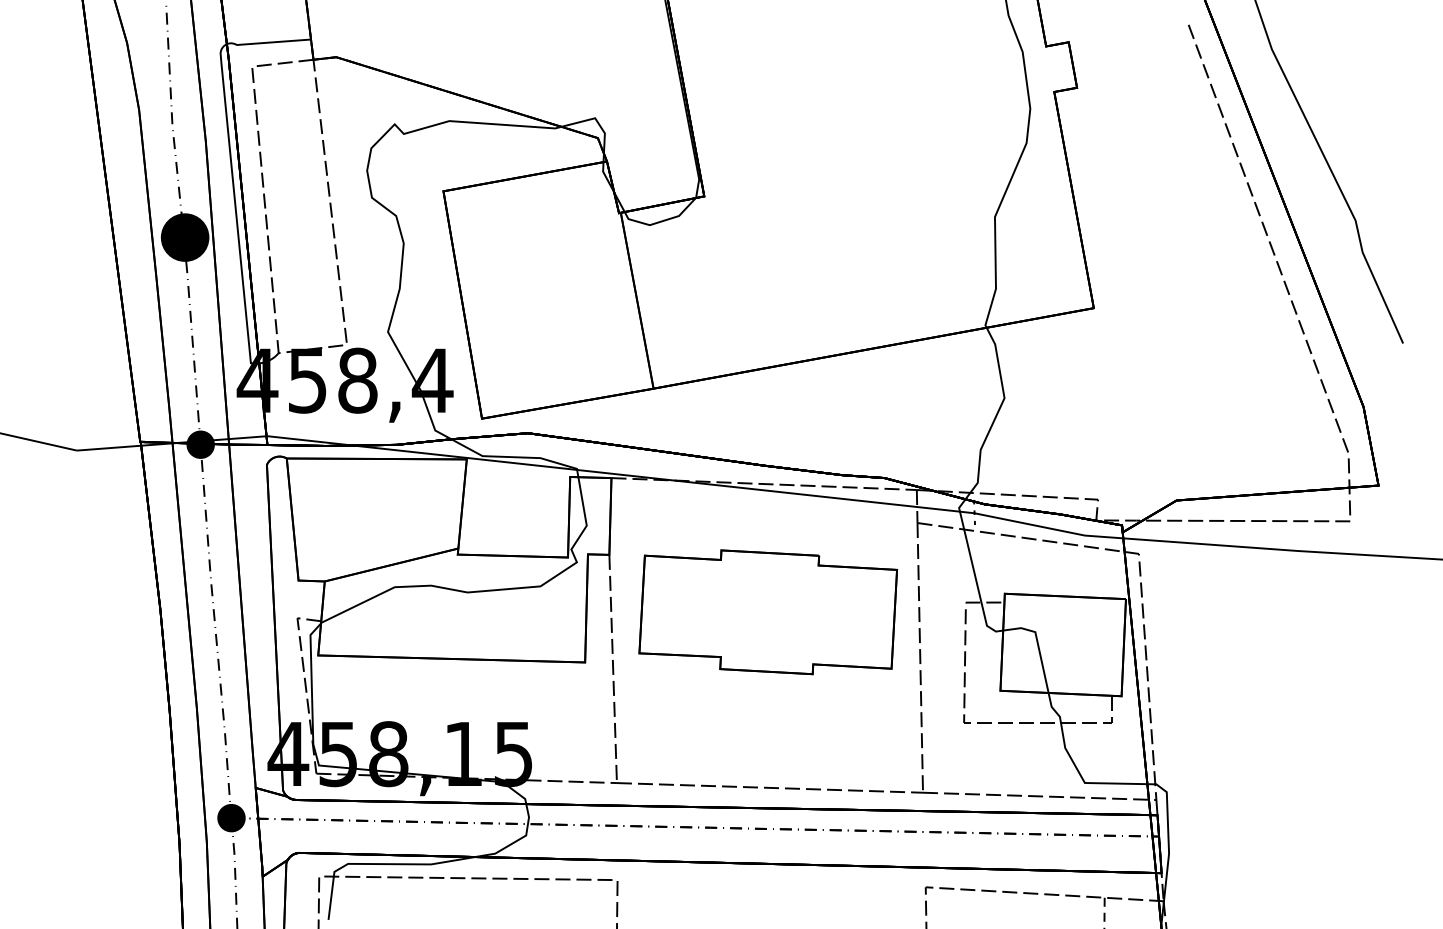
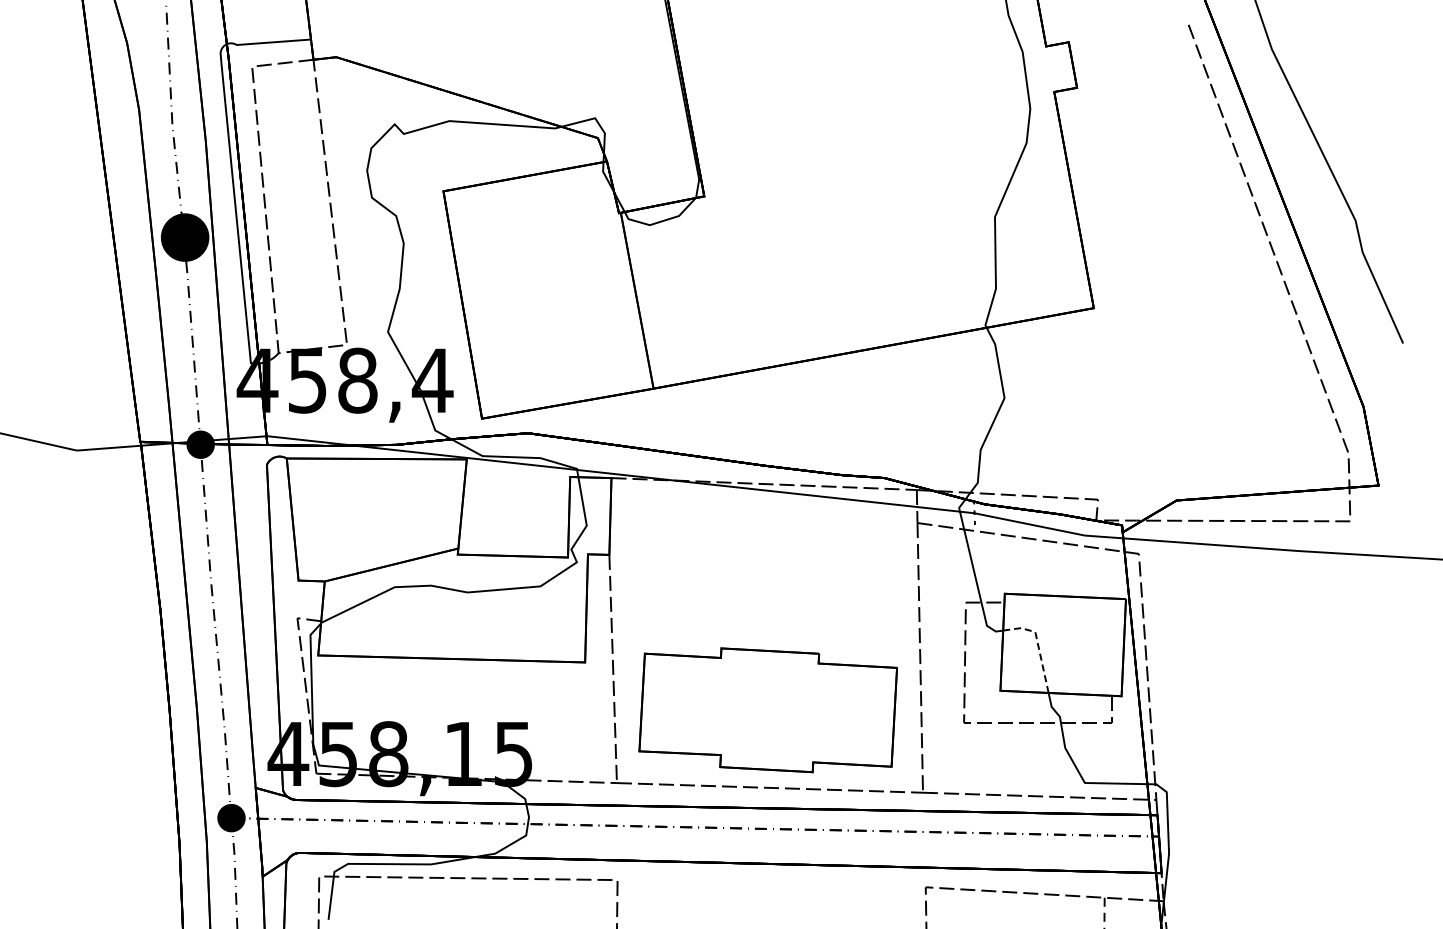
part position: (767, 612) -> (767, 710) (767, 710)
line: solid -> dashed (1038, 645)
